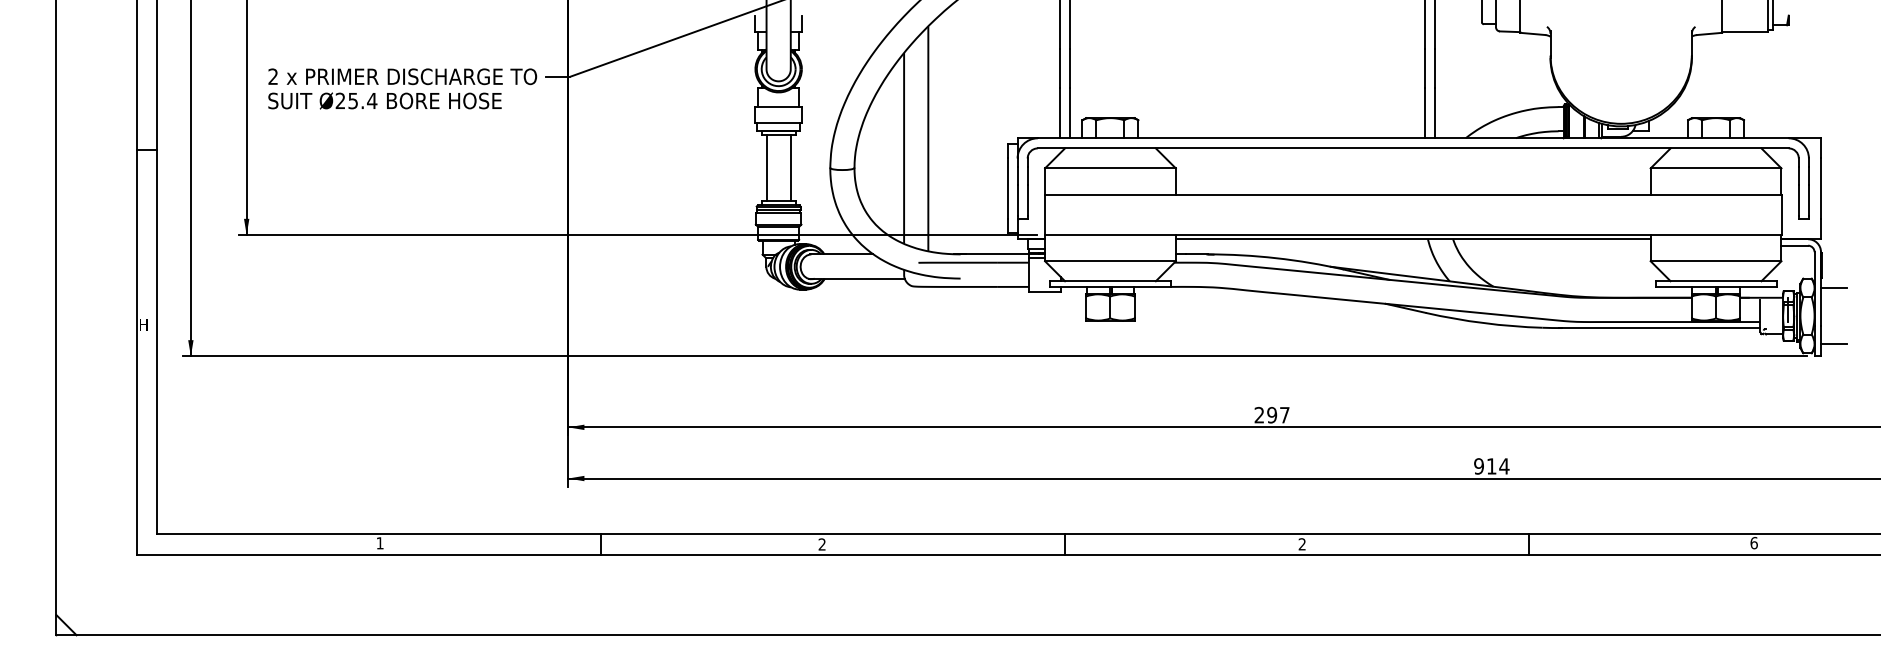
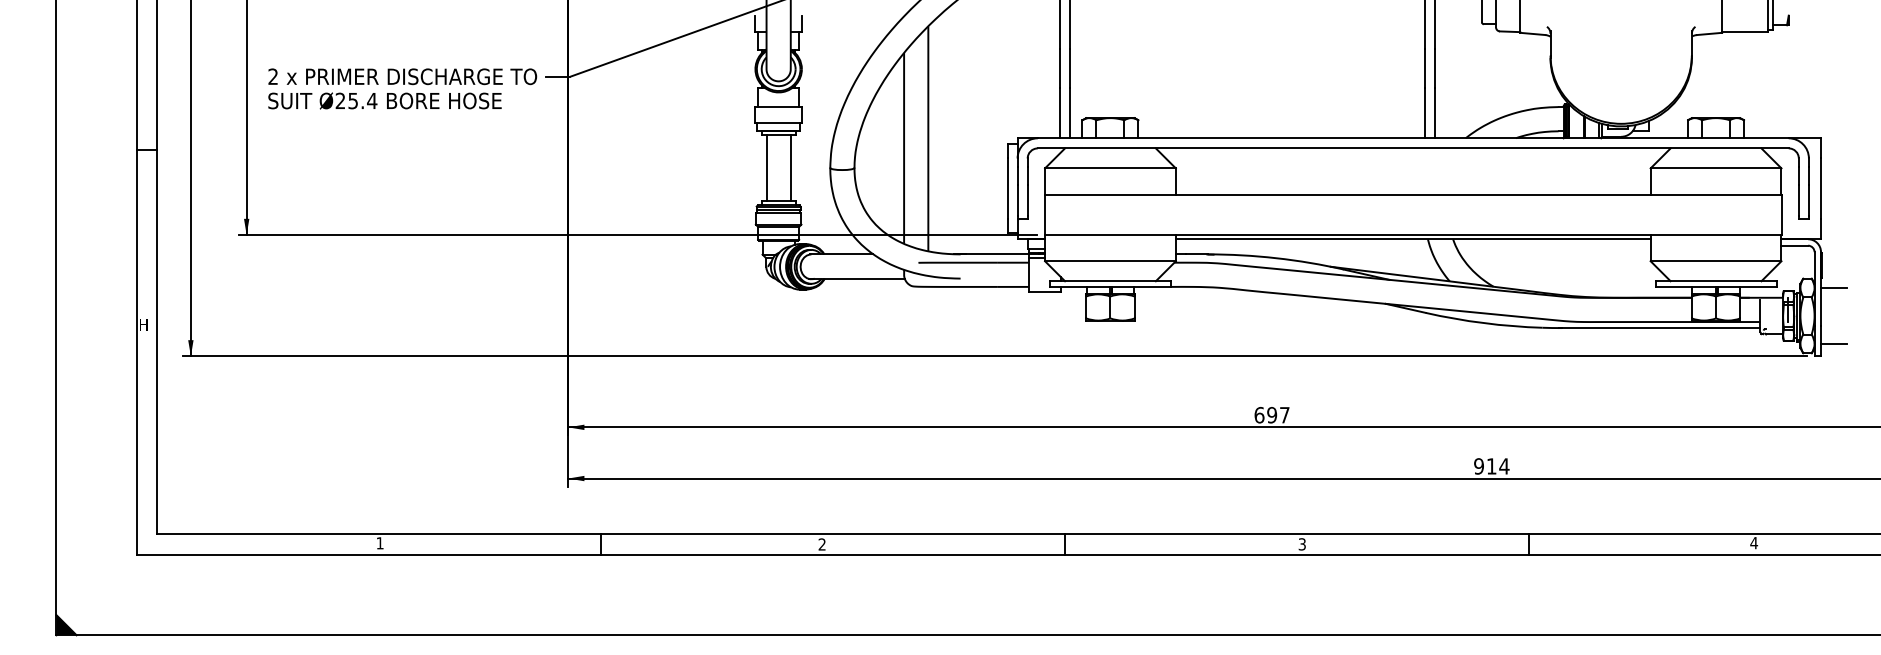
text: 297 -> 697 (1259, 414)
text: 6 -> 4 (1754, 543)
text: 2 -> 3 (1301, 544)
fill: none -> present (66, 625)
